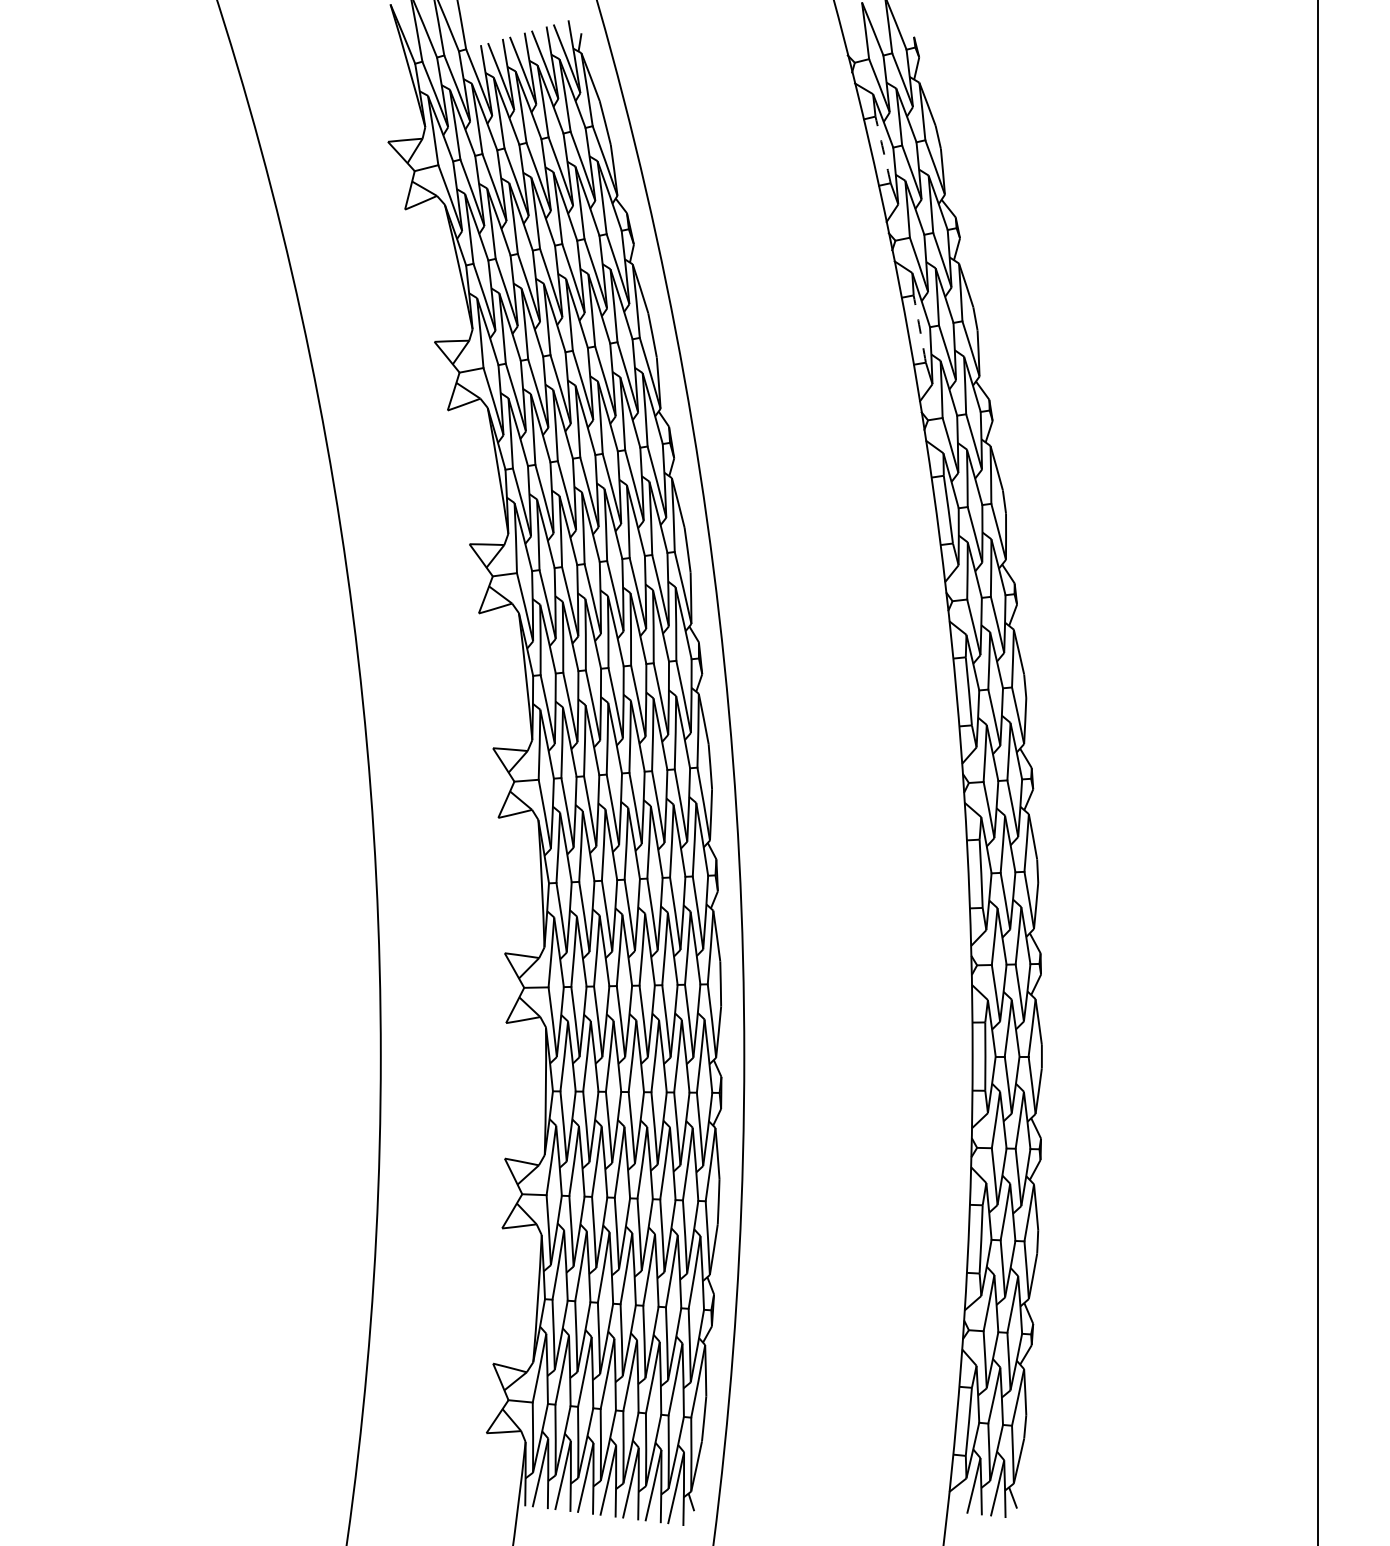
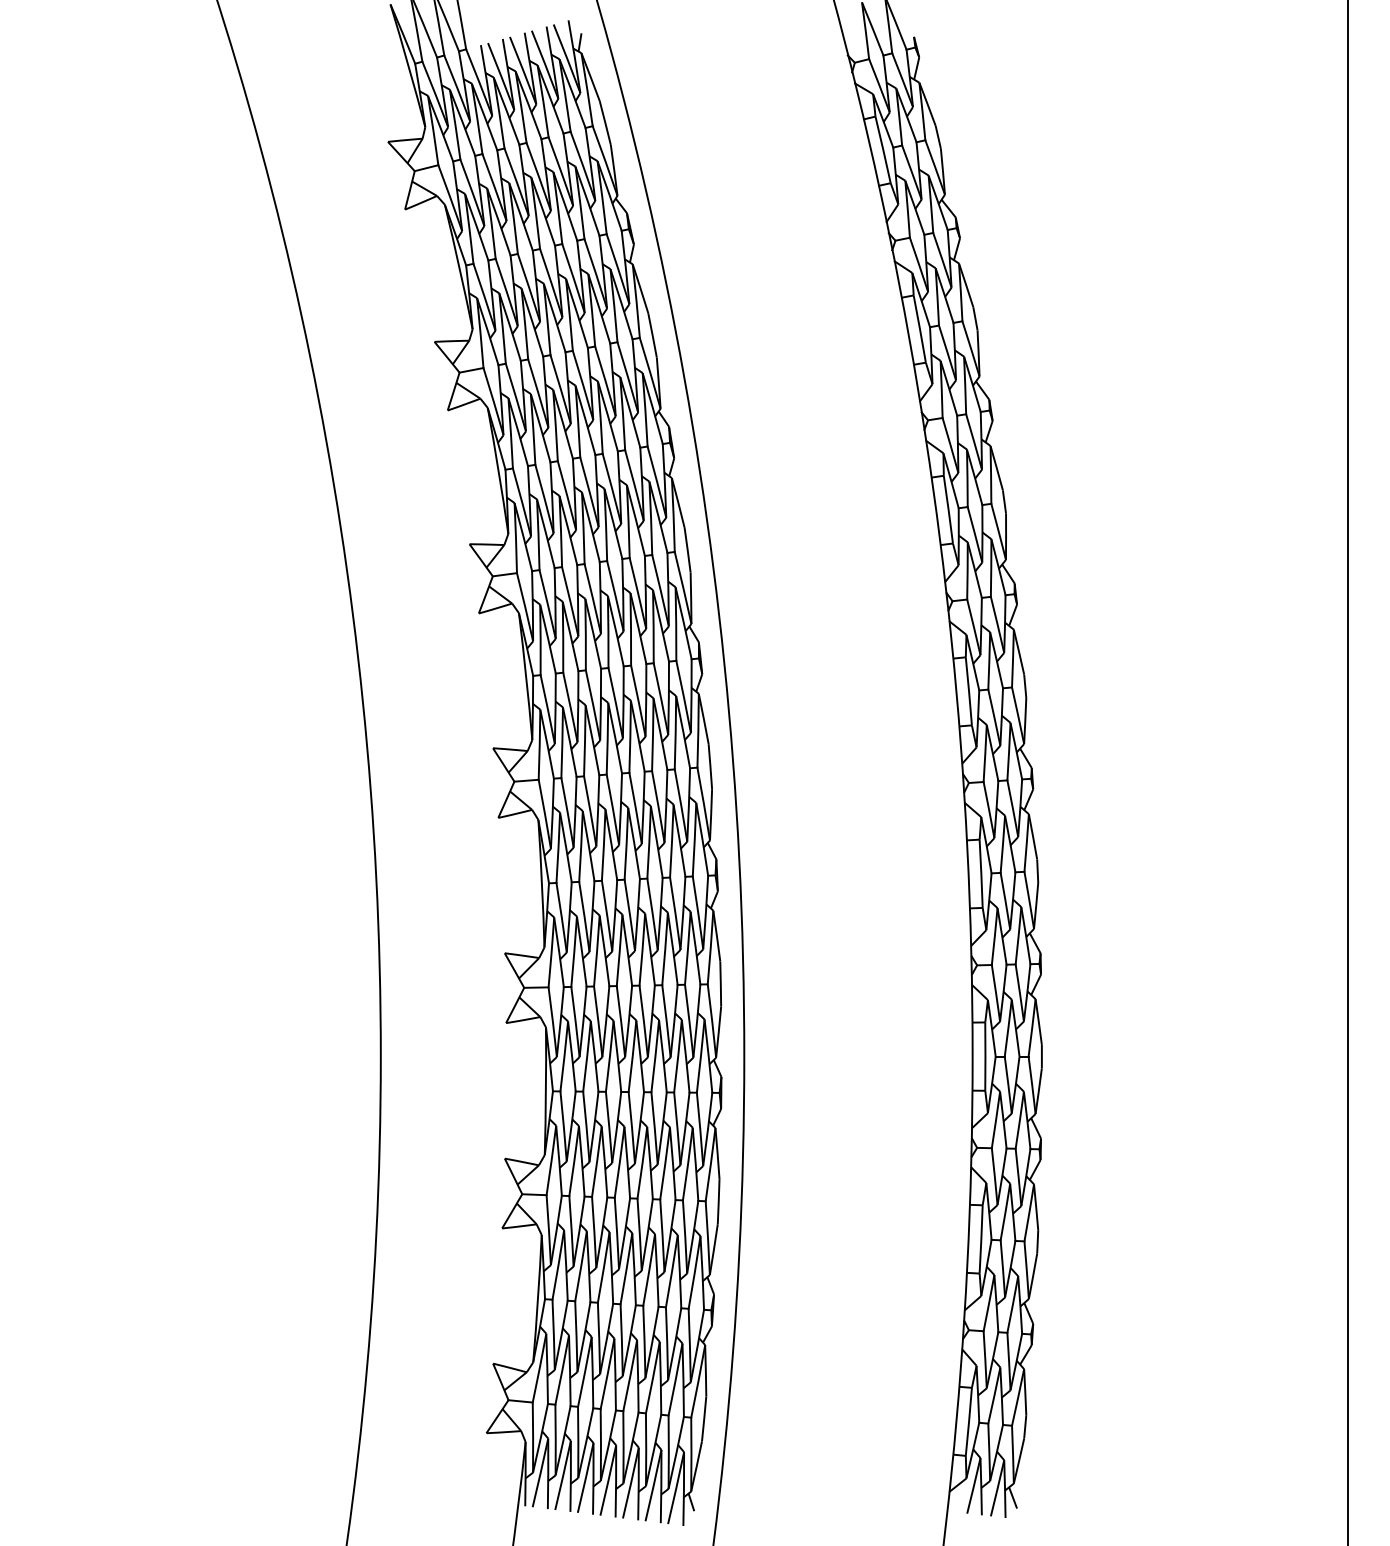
arc: dashed -> solid (883, 149)
arc: dashed -> solid (919, 329)
line position: (1318, 772) -> (1348, 772) (1348, 772)
